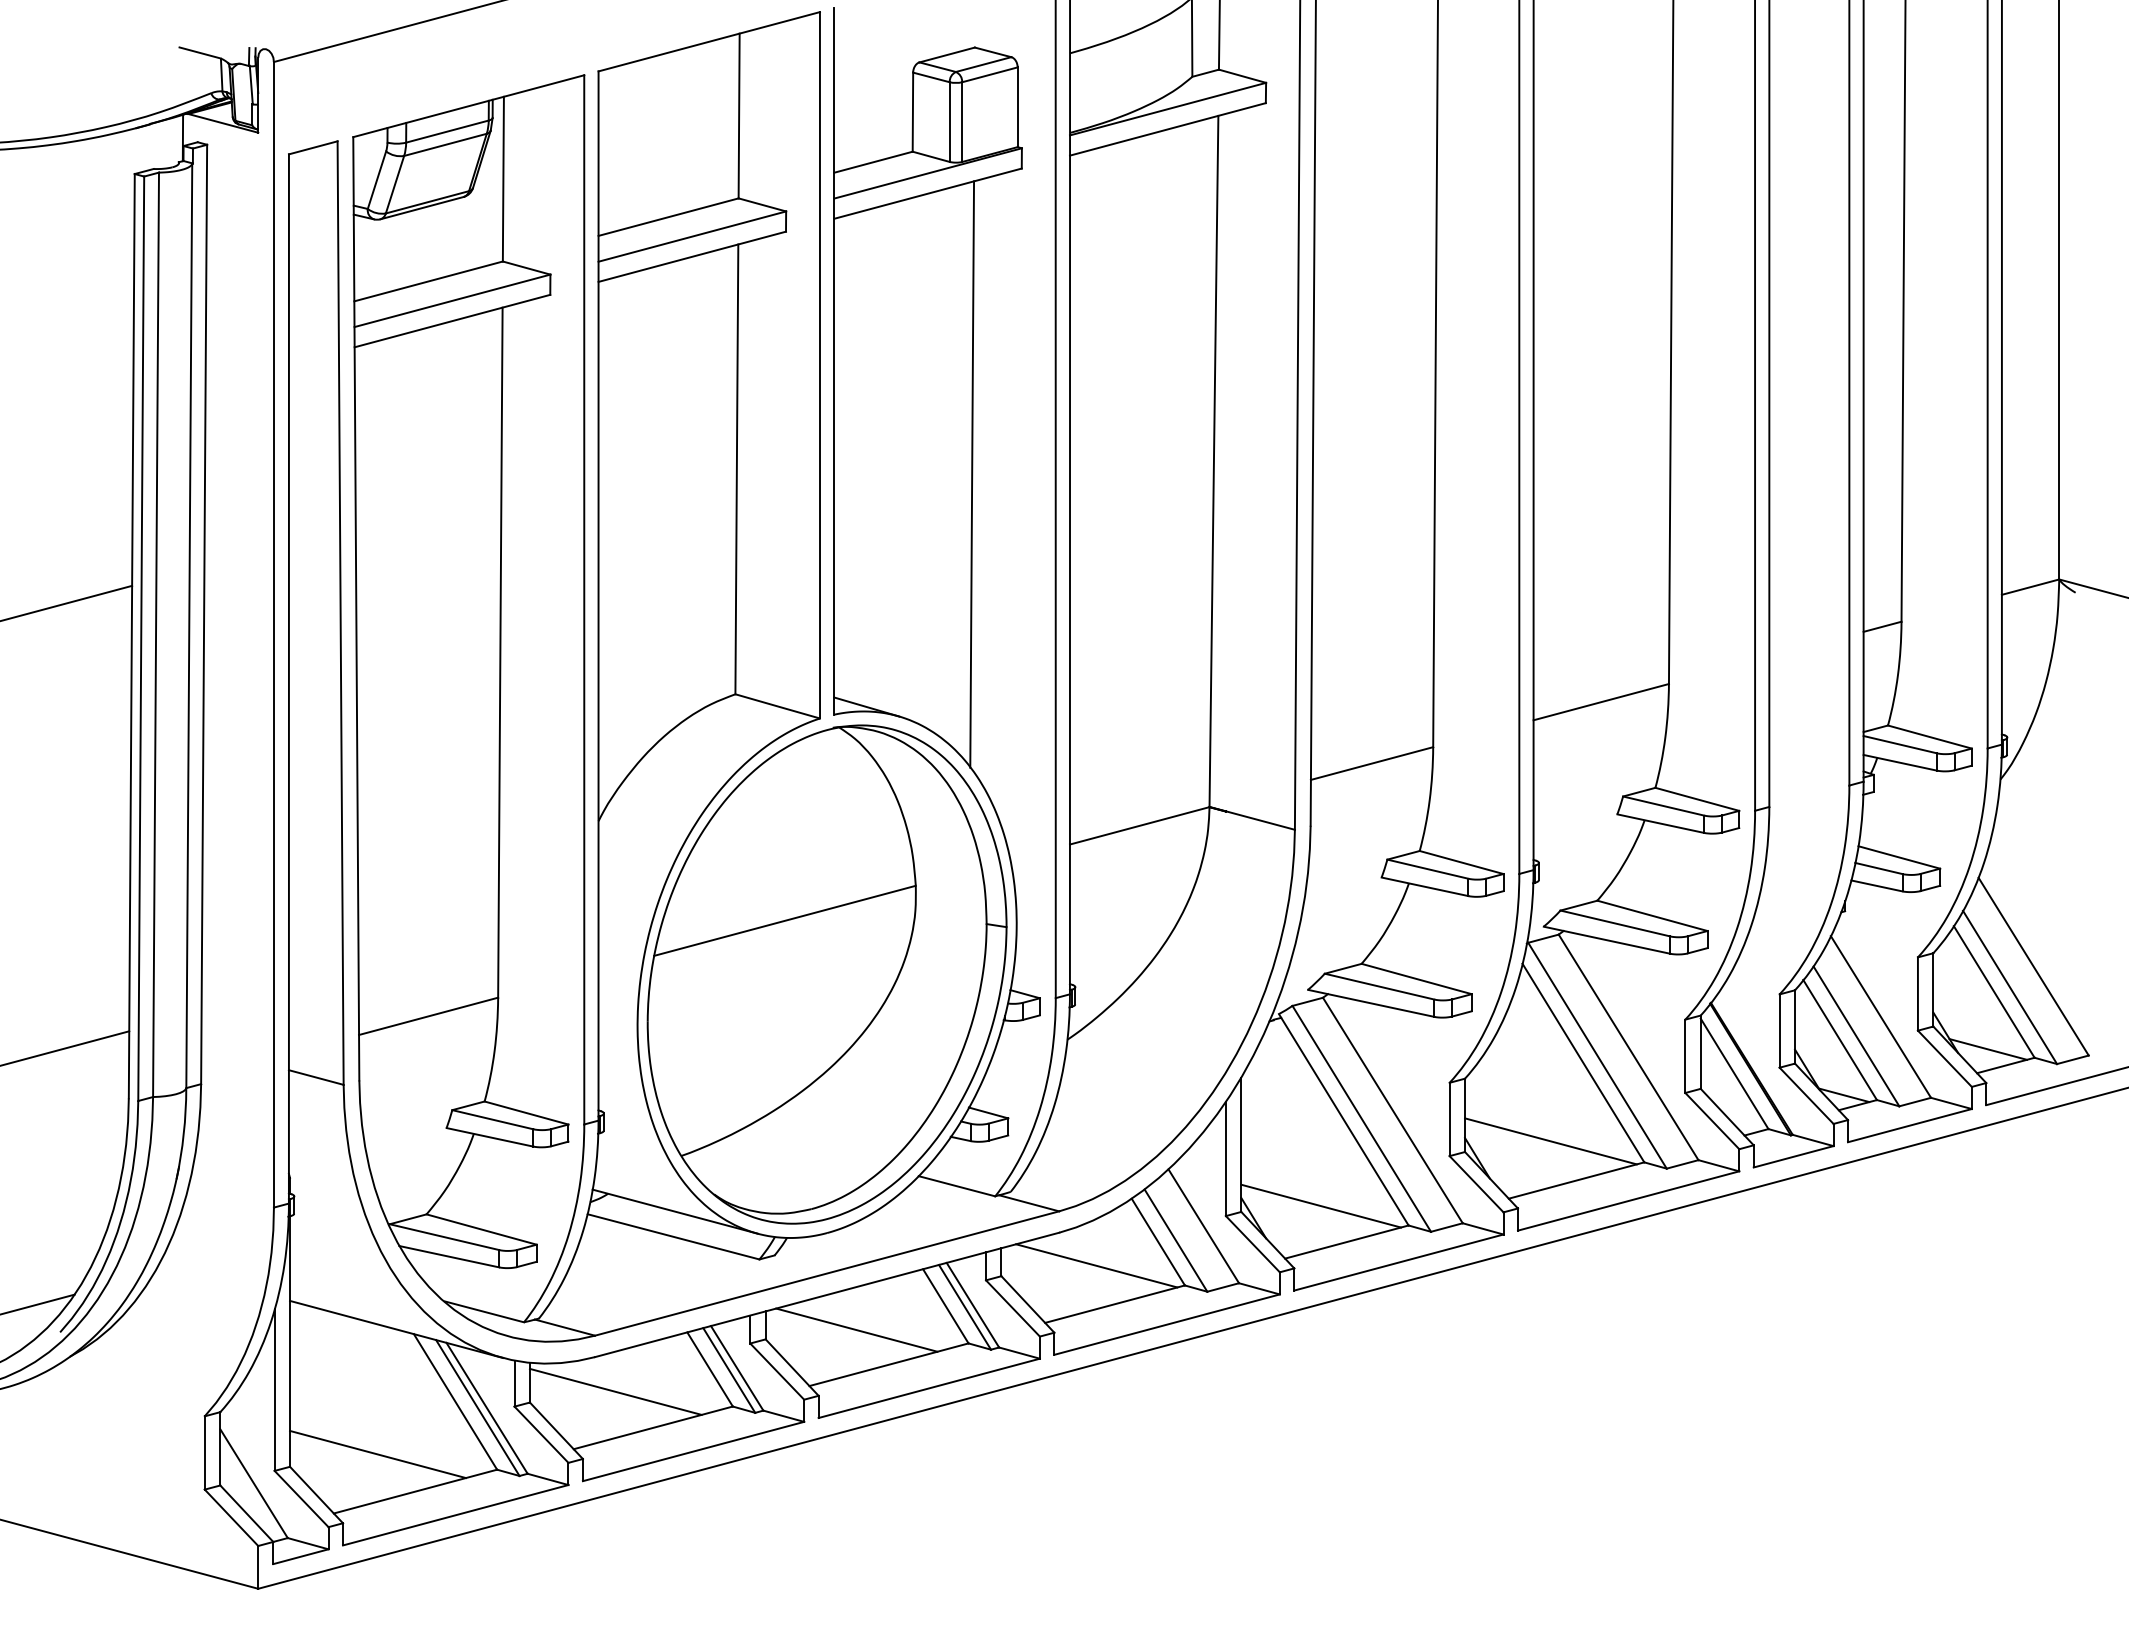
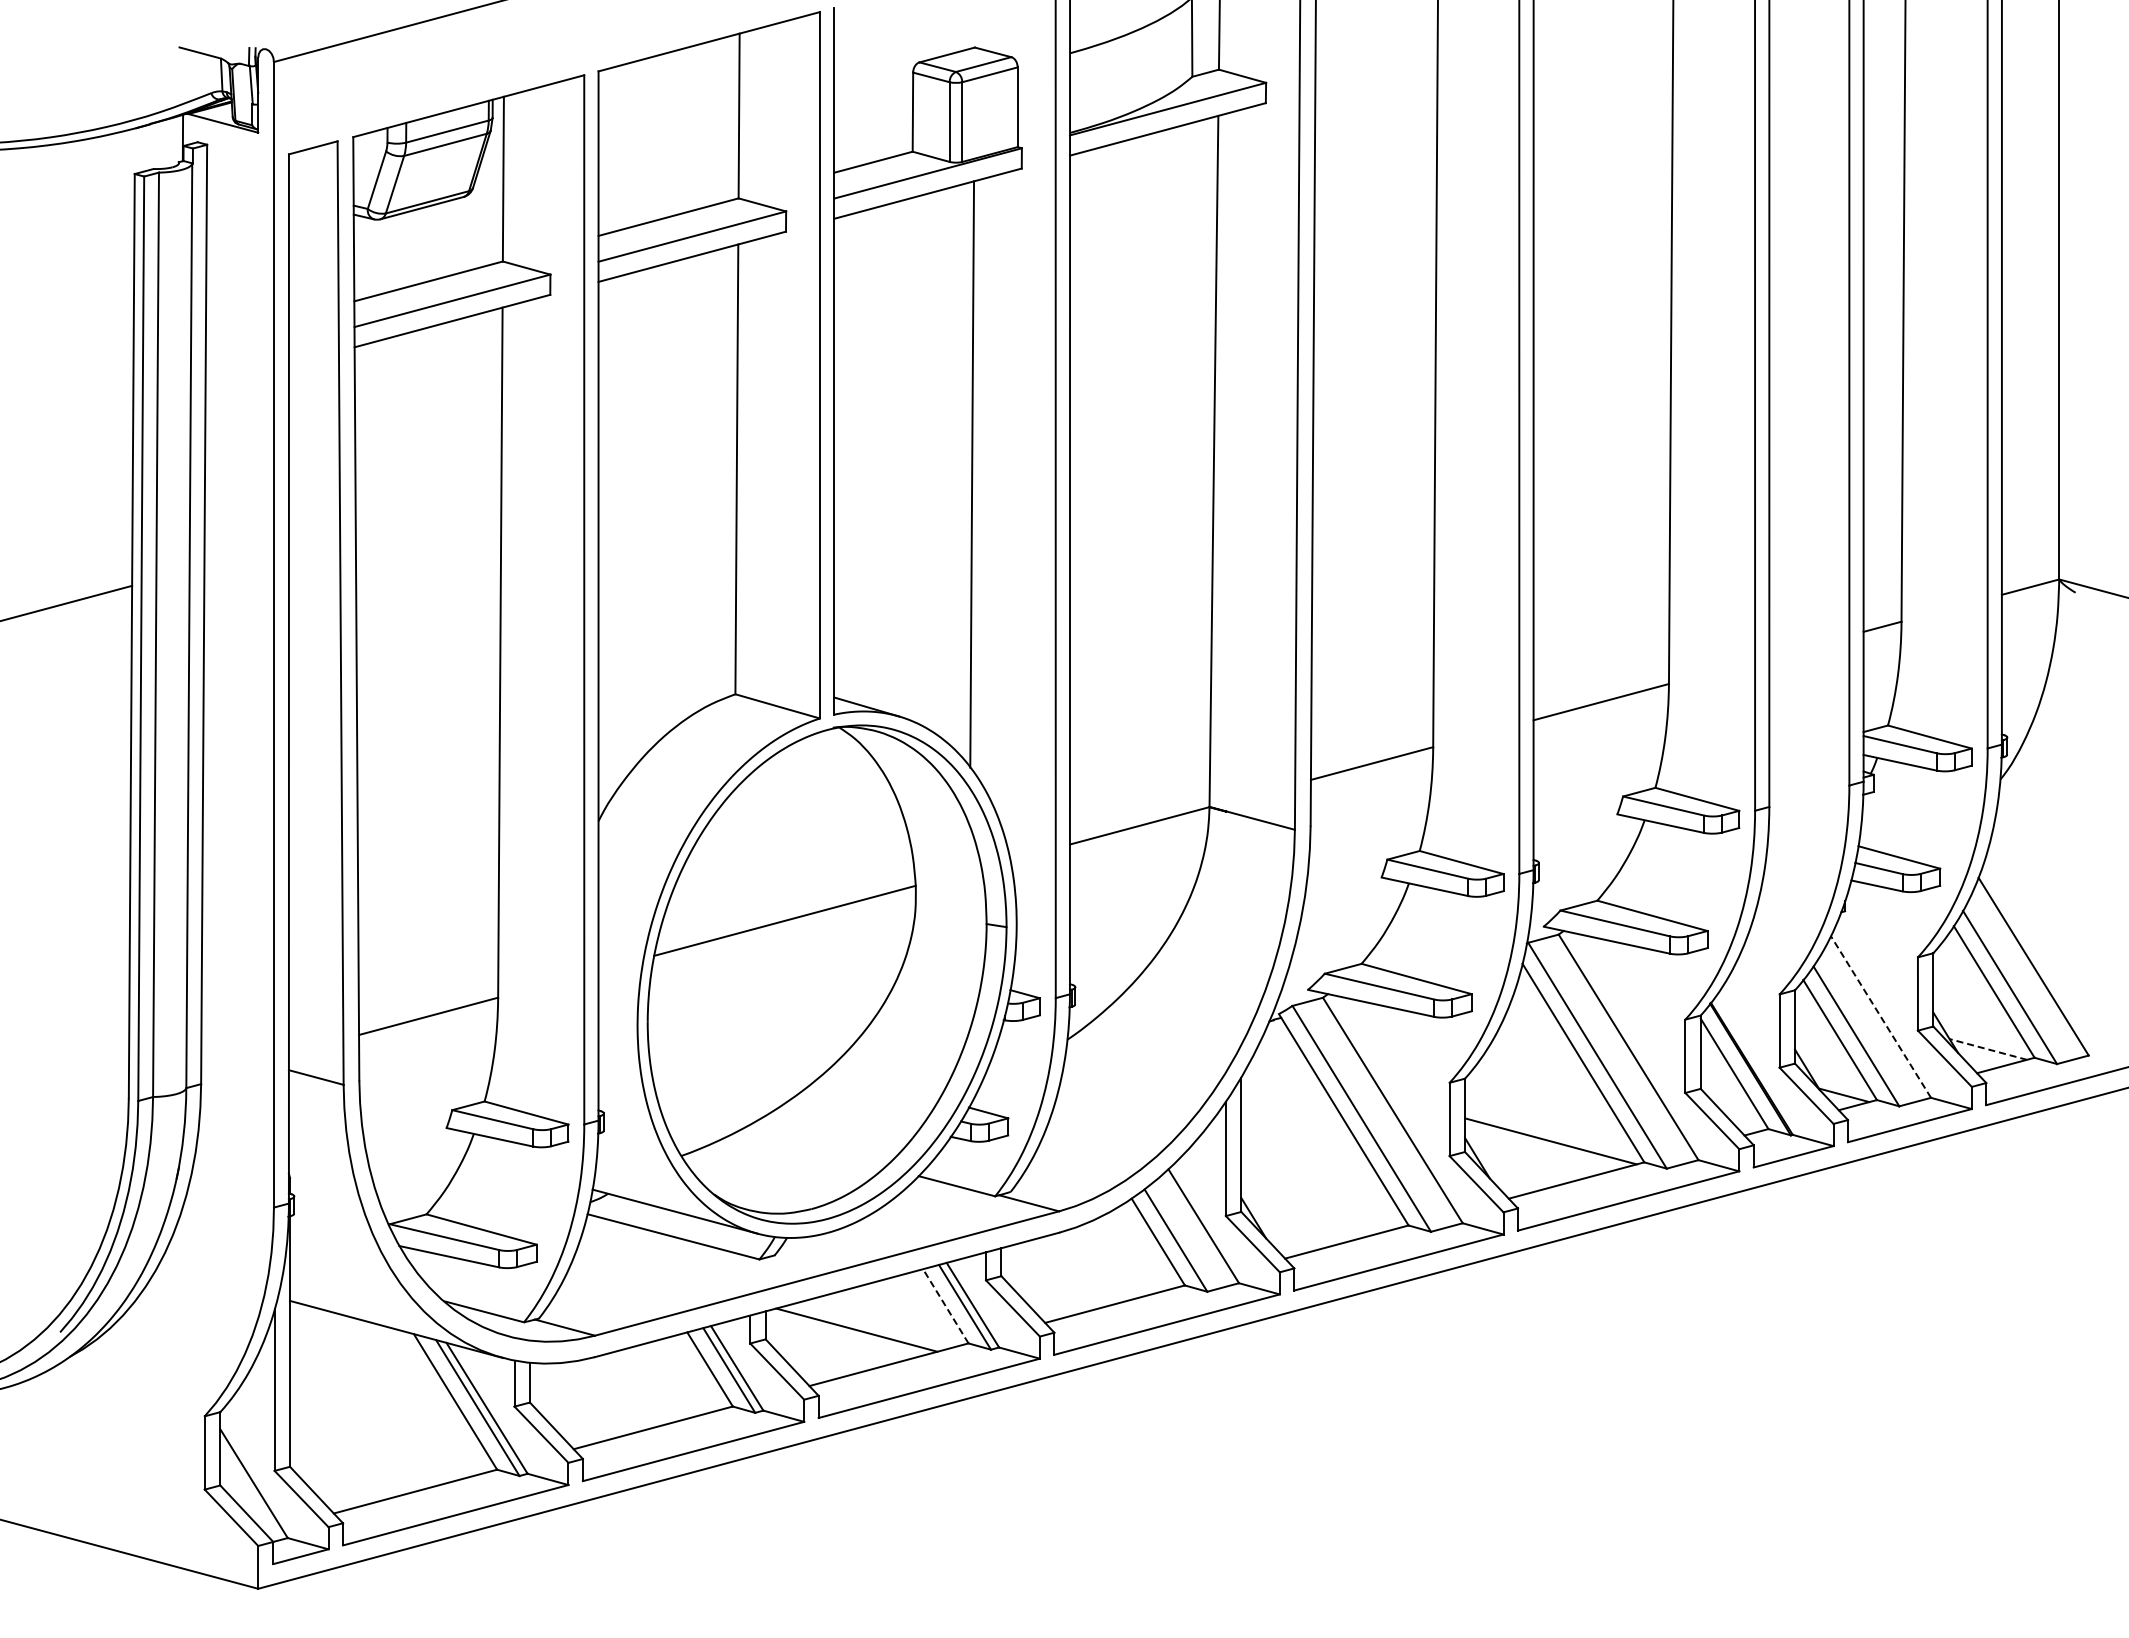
line: solid -> dashed (1880, 1016)
line: present -> none (65, 1048)
line: solid -> dashed (1987, 1049)
line: present -> none (1321, 1205)
line: present -> none (1096, 1265)
line: present -> none (38, 1304)
line: solid -> dashed (945, 1306)
line: present -> none (615, 1391)
line: present -> none (377, 1454)
